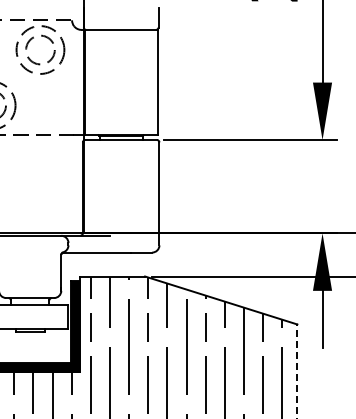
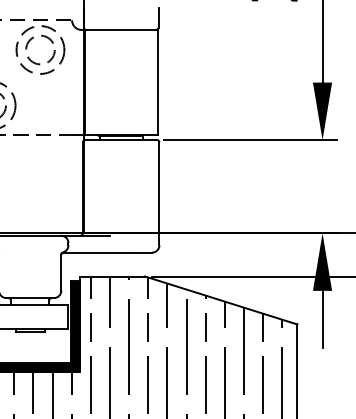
line: dashed -> solid (297, 371)
